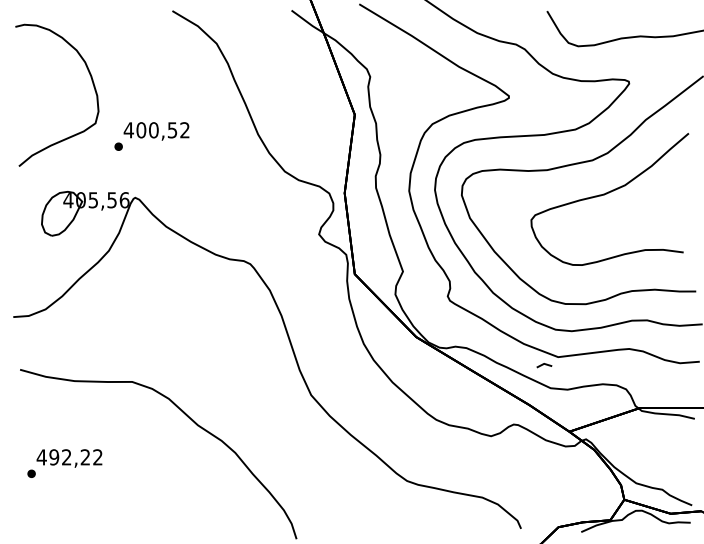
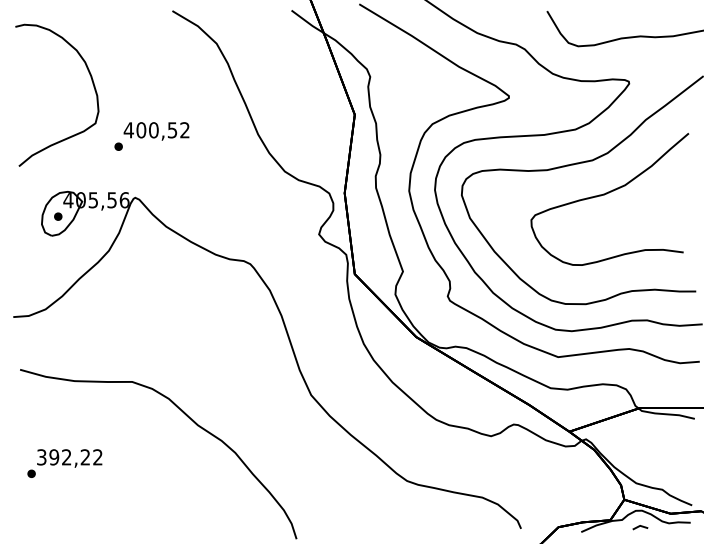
part: none -> present (58, 216)
line position: (544, 364) -> (640, 526) (640, 526)
text: 492,22 -> 392,22 (41, 457)
